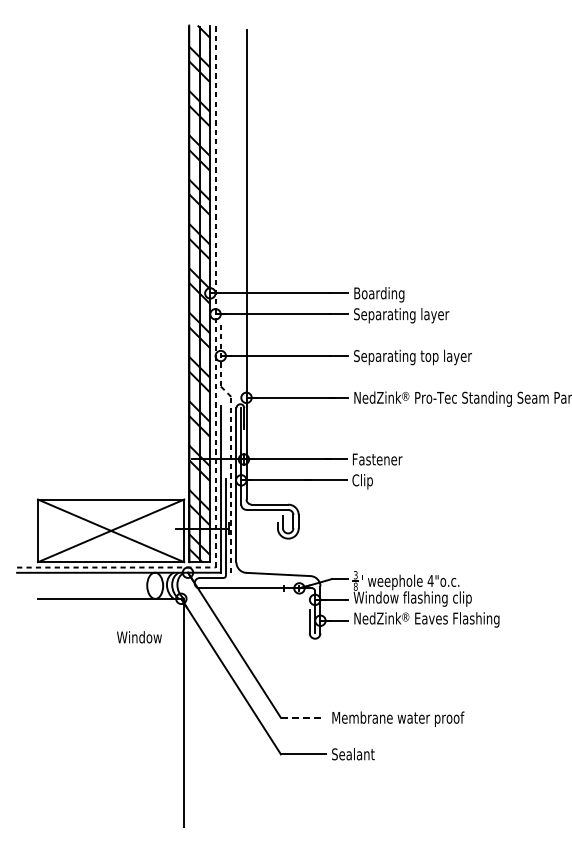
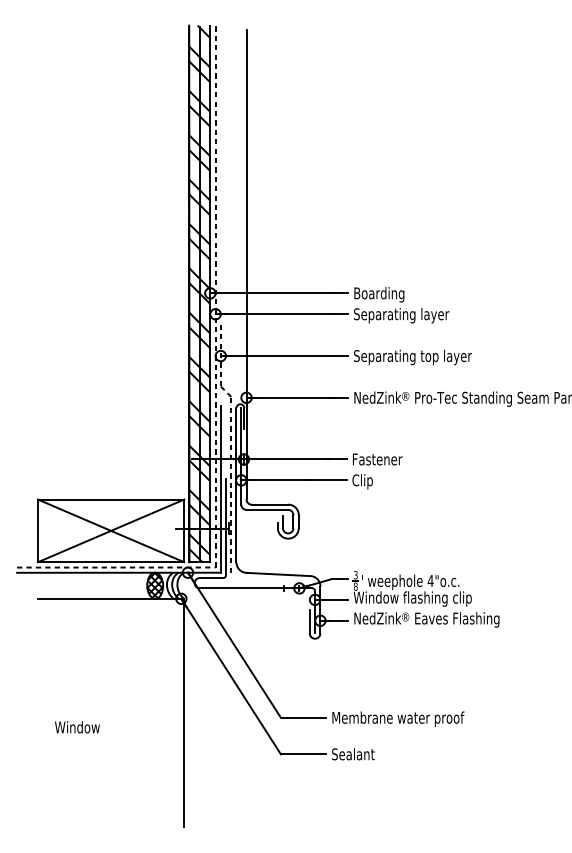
hatch: none -> present (155, 585)
text position: (139, 637) -> (77, 727) (77, 727)
line: dashed -> solid (303, 717)
